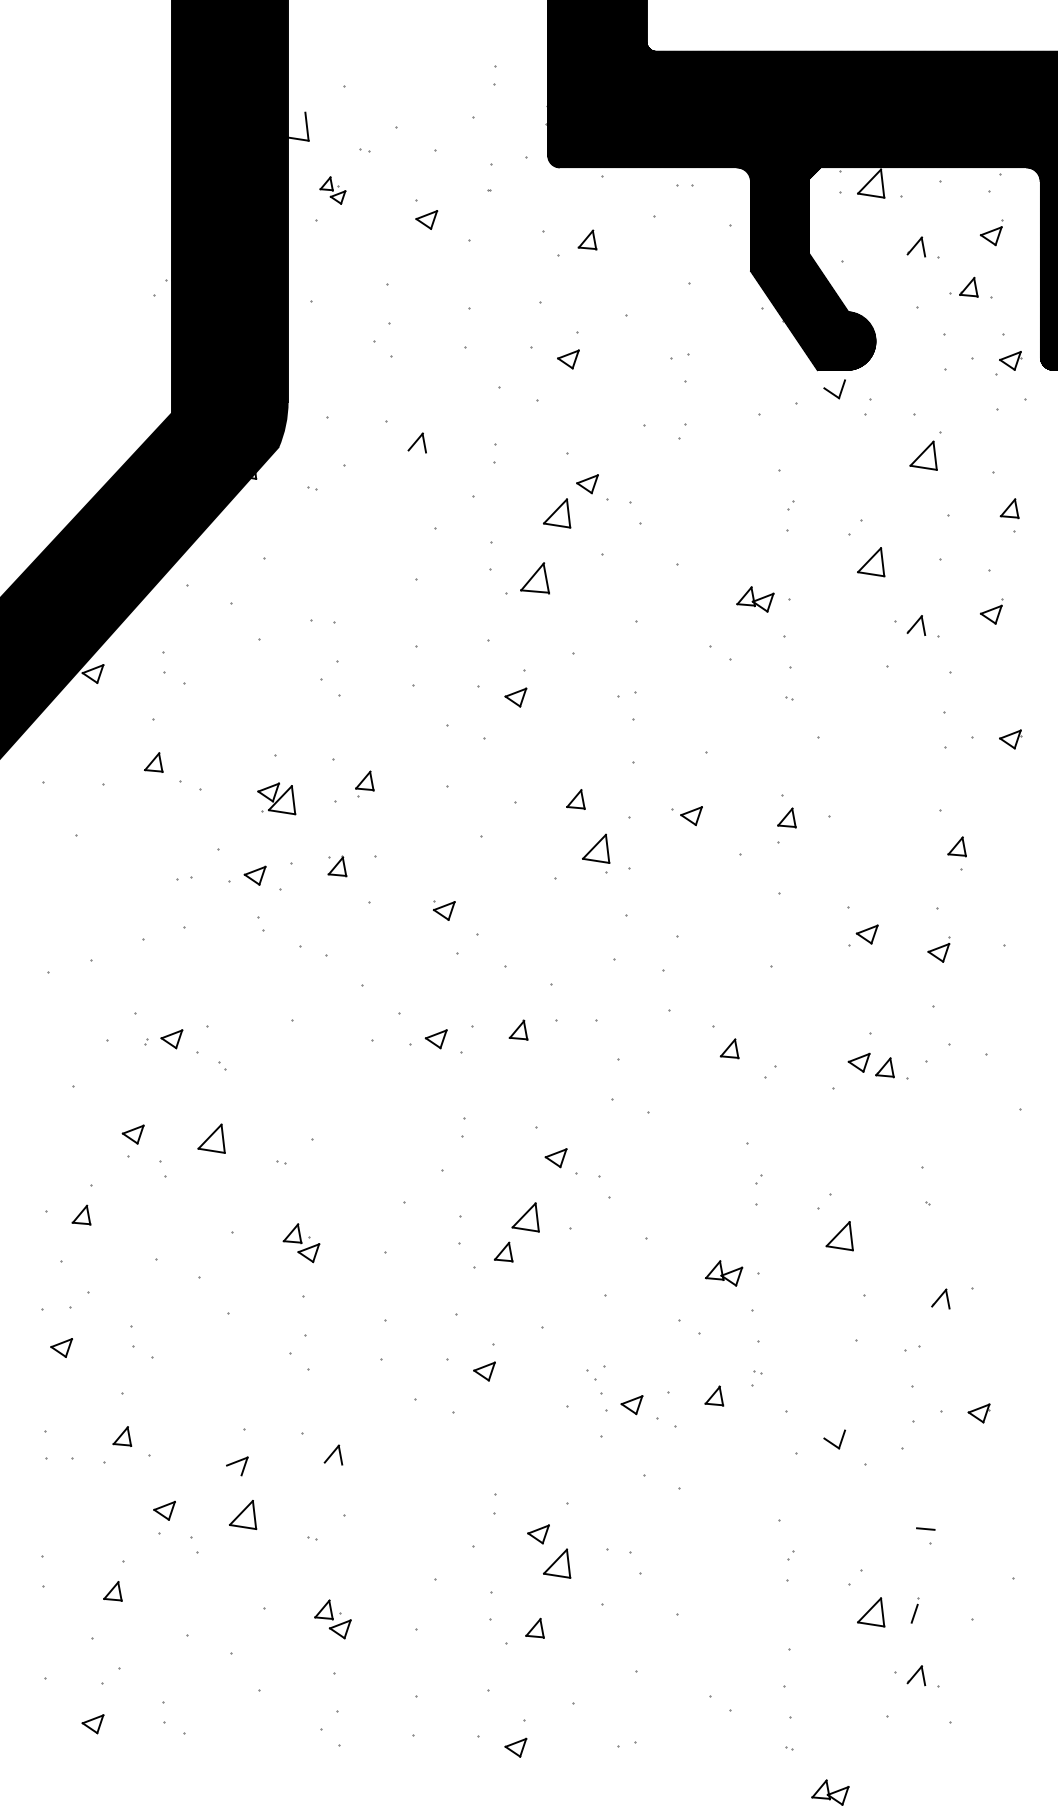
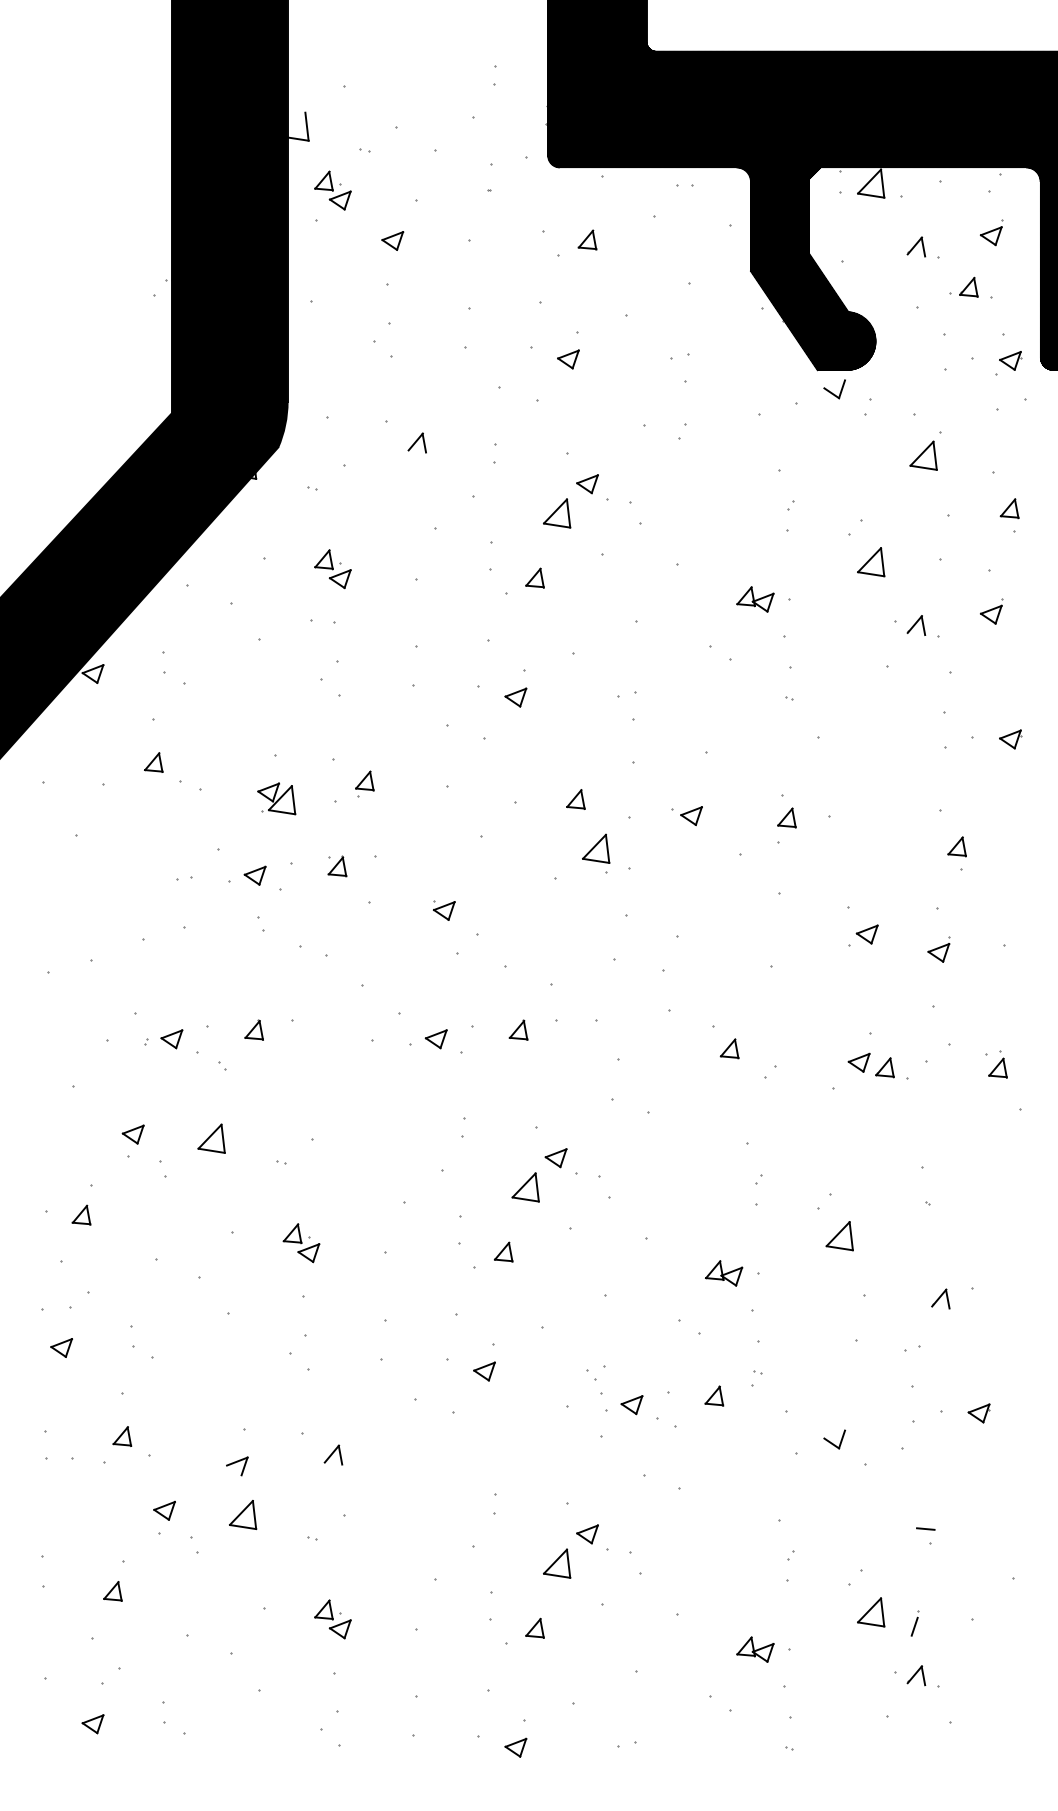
part size: 28x29 px -> 38x41 px (332, 190)
part position: (426, 219) -> (392, 240) (392, 240)
part: none -> present (332, 569)
part size: 30x33 px -> 20x22 px (534, 577)
part: none -> present (253, 1029)
part: none -> present (997, 1064)
part position: (525, 1217) -> (525, 1187) (525, 1187)
part position: (538, 1534) -> (587, 1534) (587, 1534)
part position: (914, 1610) -> (914, 1623) (914, 1623)
part position: (830, 1792) -> (755, 1649) (755, 1649)
